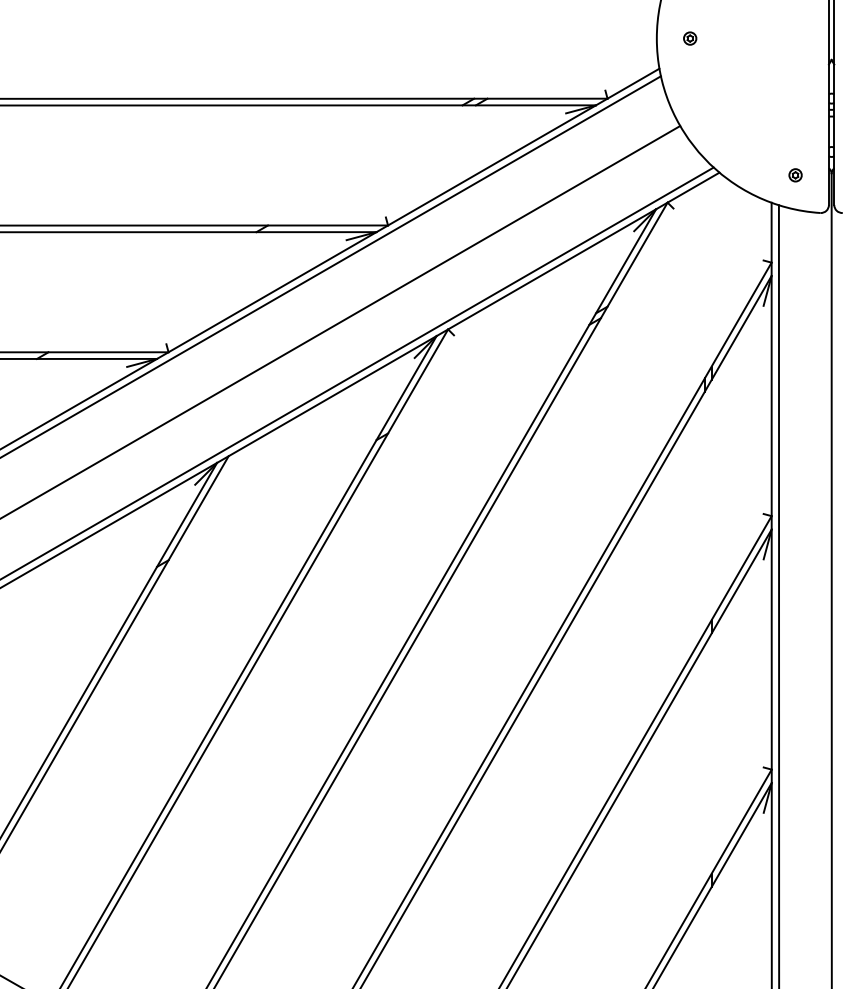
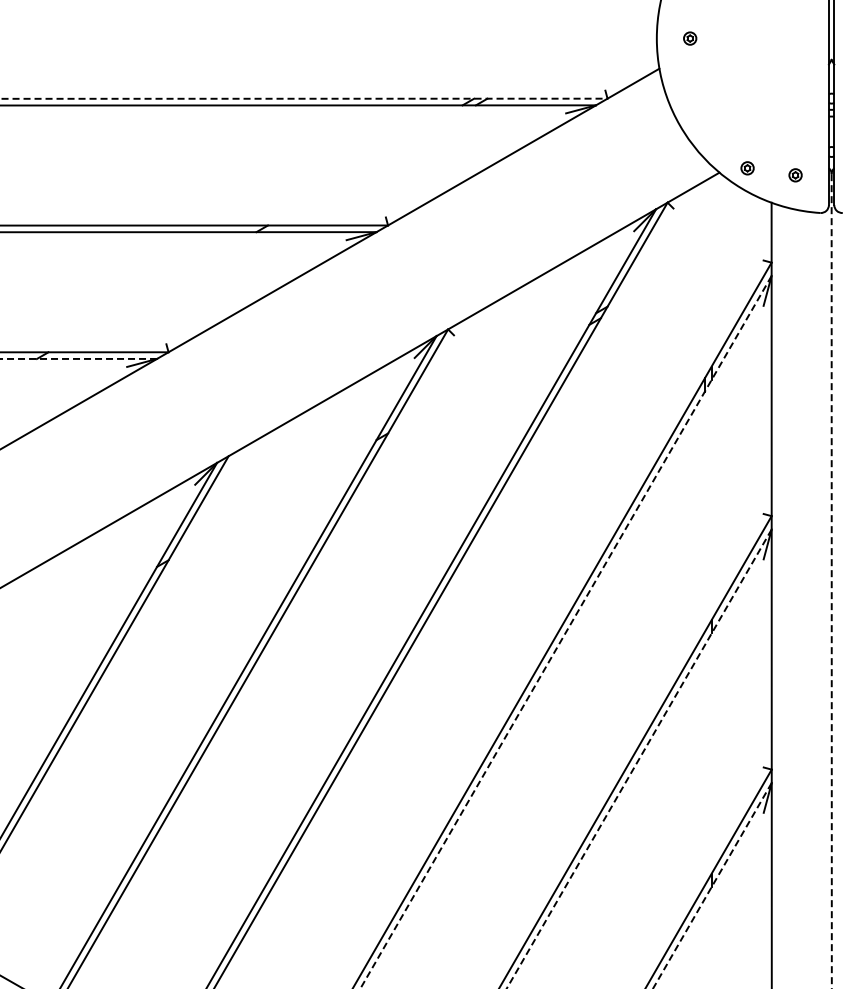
line: solid -> dashed (303, 98)
part: none -> present (747, 168)
line: present -> none (331, 266)
line: present -> none (341, 321)
line: solid -> dashed (78, 358)
line: present -> none (357, 372)
line: solid -> dashed (831, 581)
line: present -> none (778, 595)
line: solid -> dashed (565, 632)
line: solid -> dashed (639, 758)
line: solid -> dashed (712, 885)
